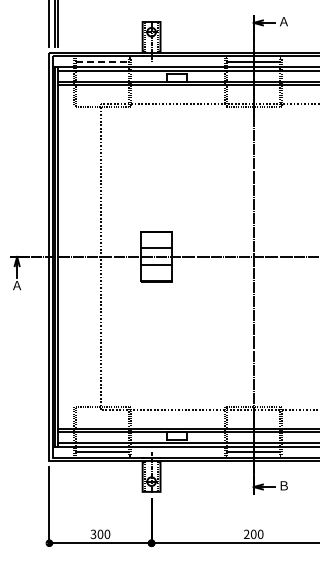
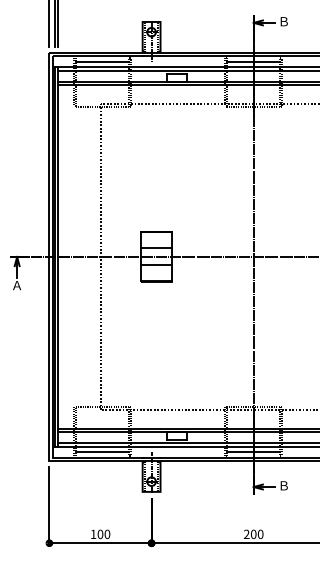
text: Ａ -> Ｂ (283, 21)
line: dashed -> solid (102, 62)
text: 300 -> 100 (93, 534)
